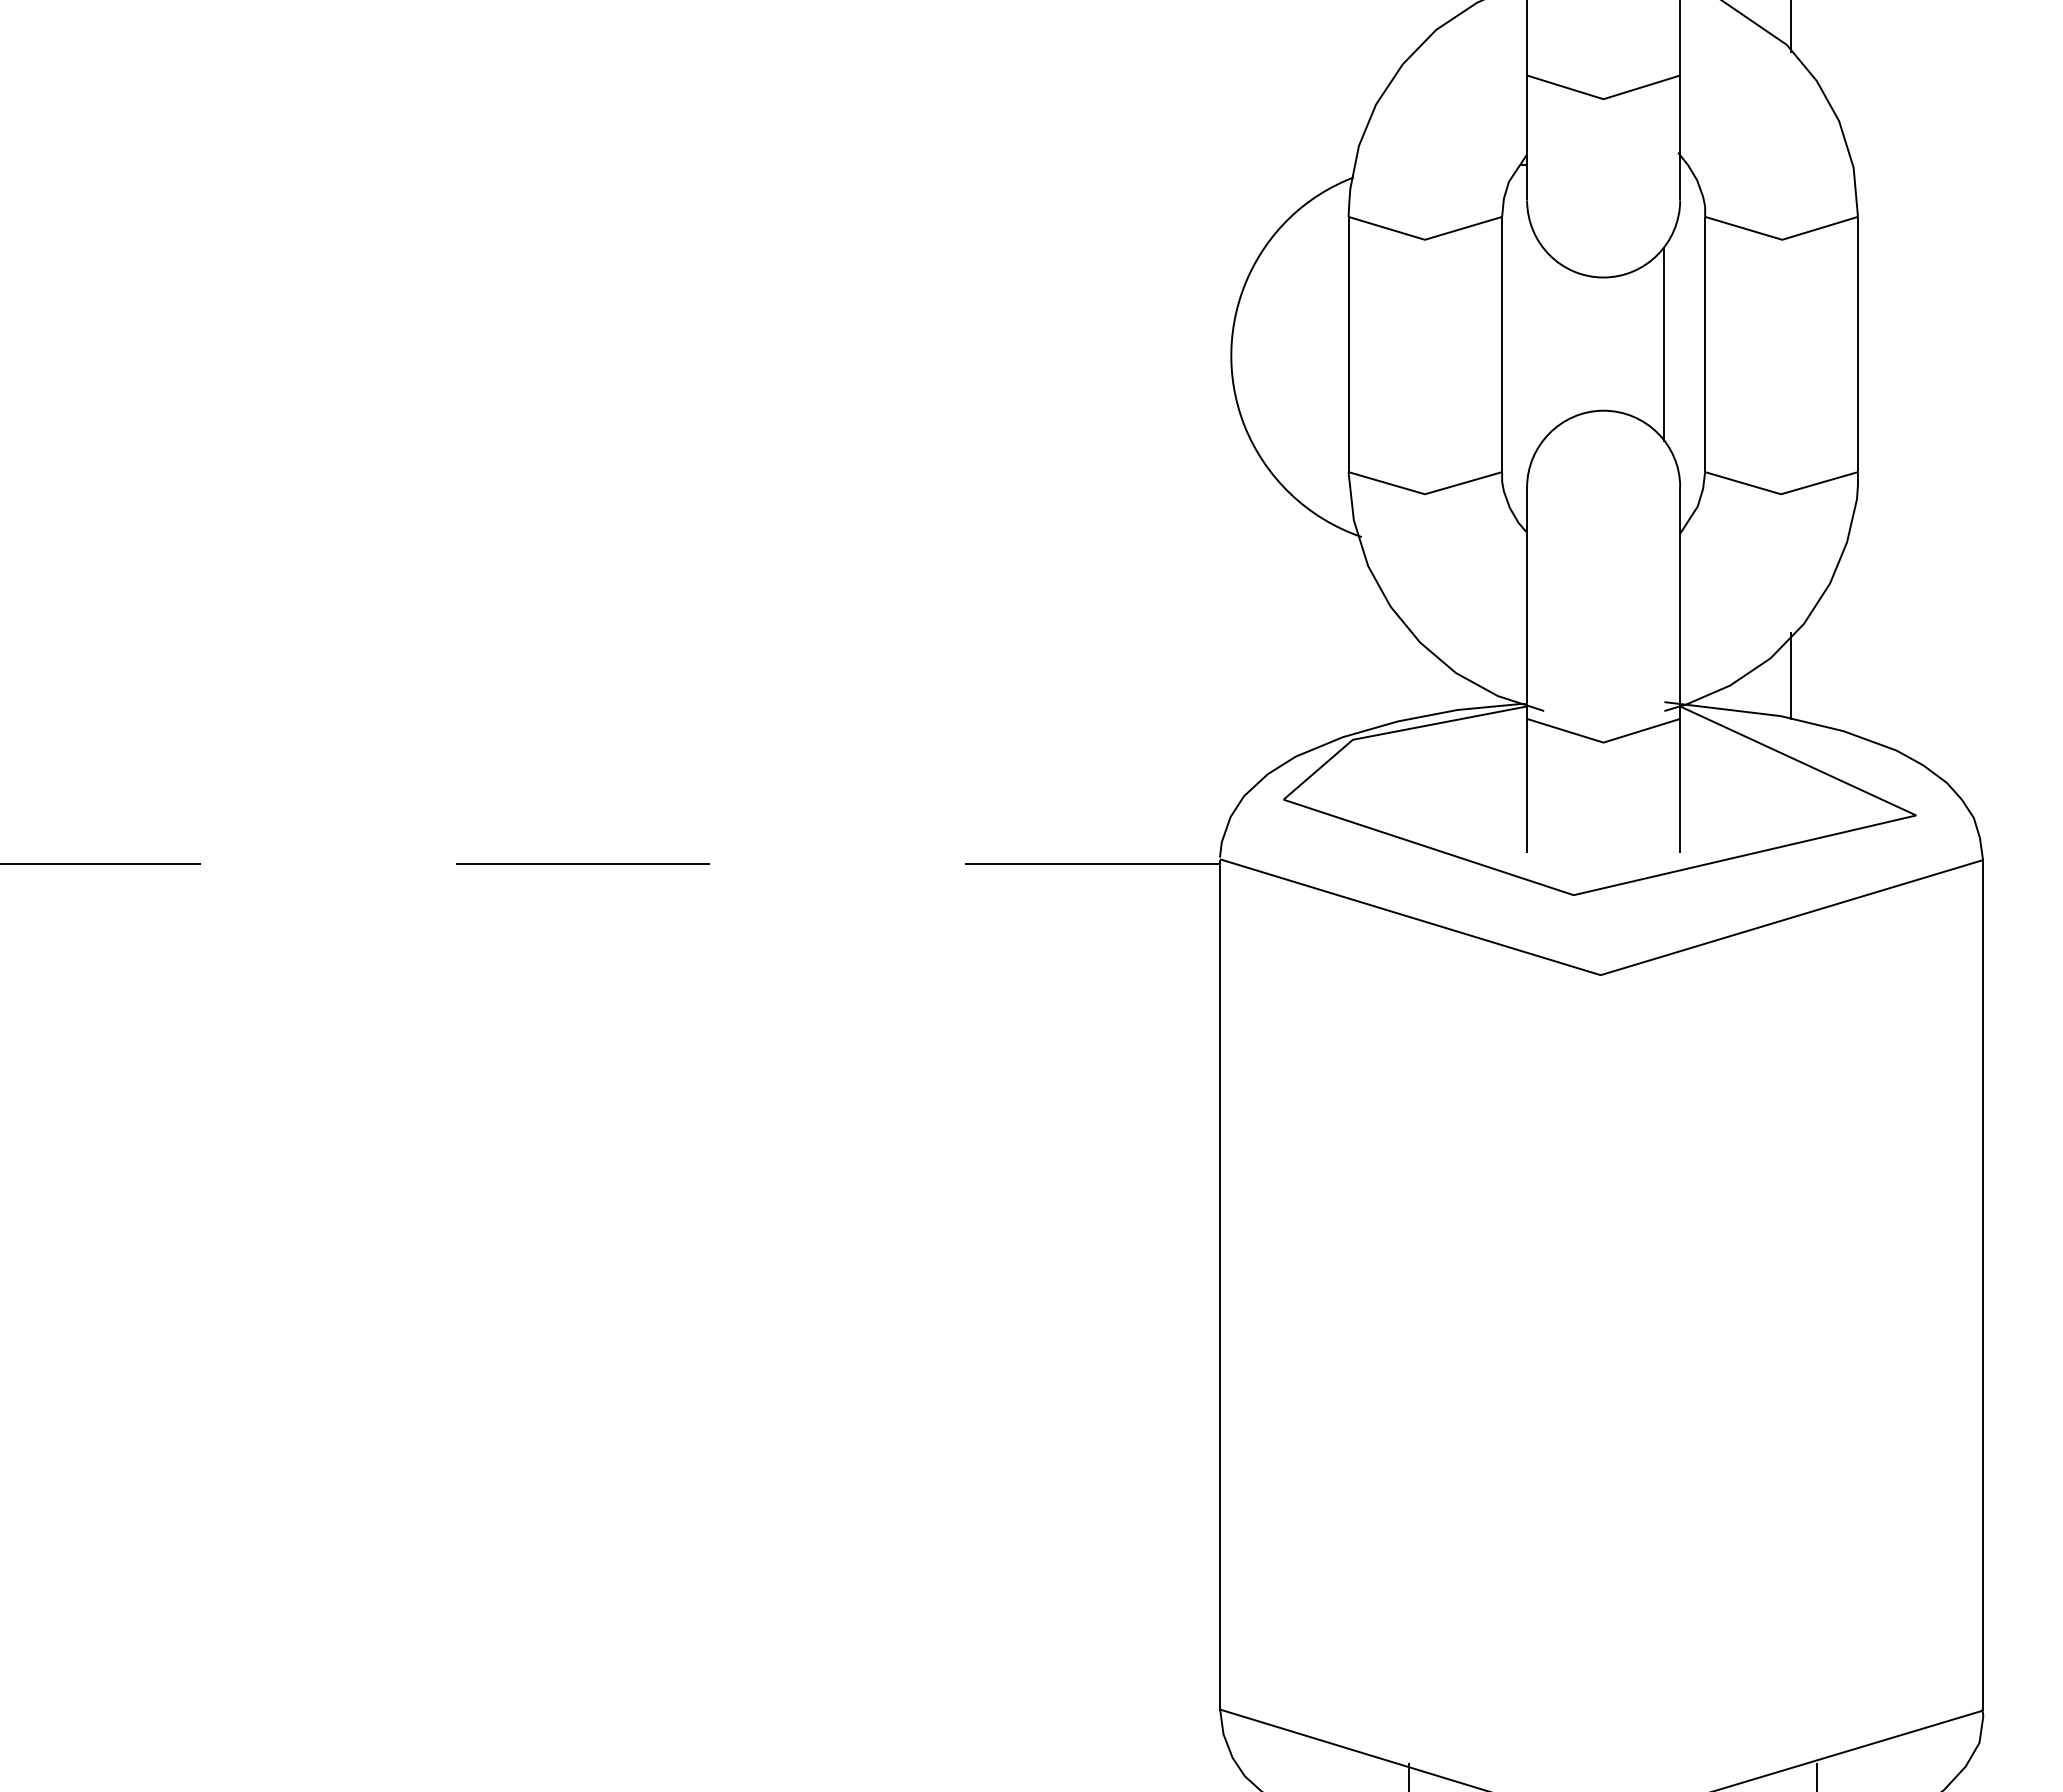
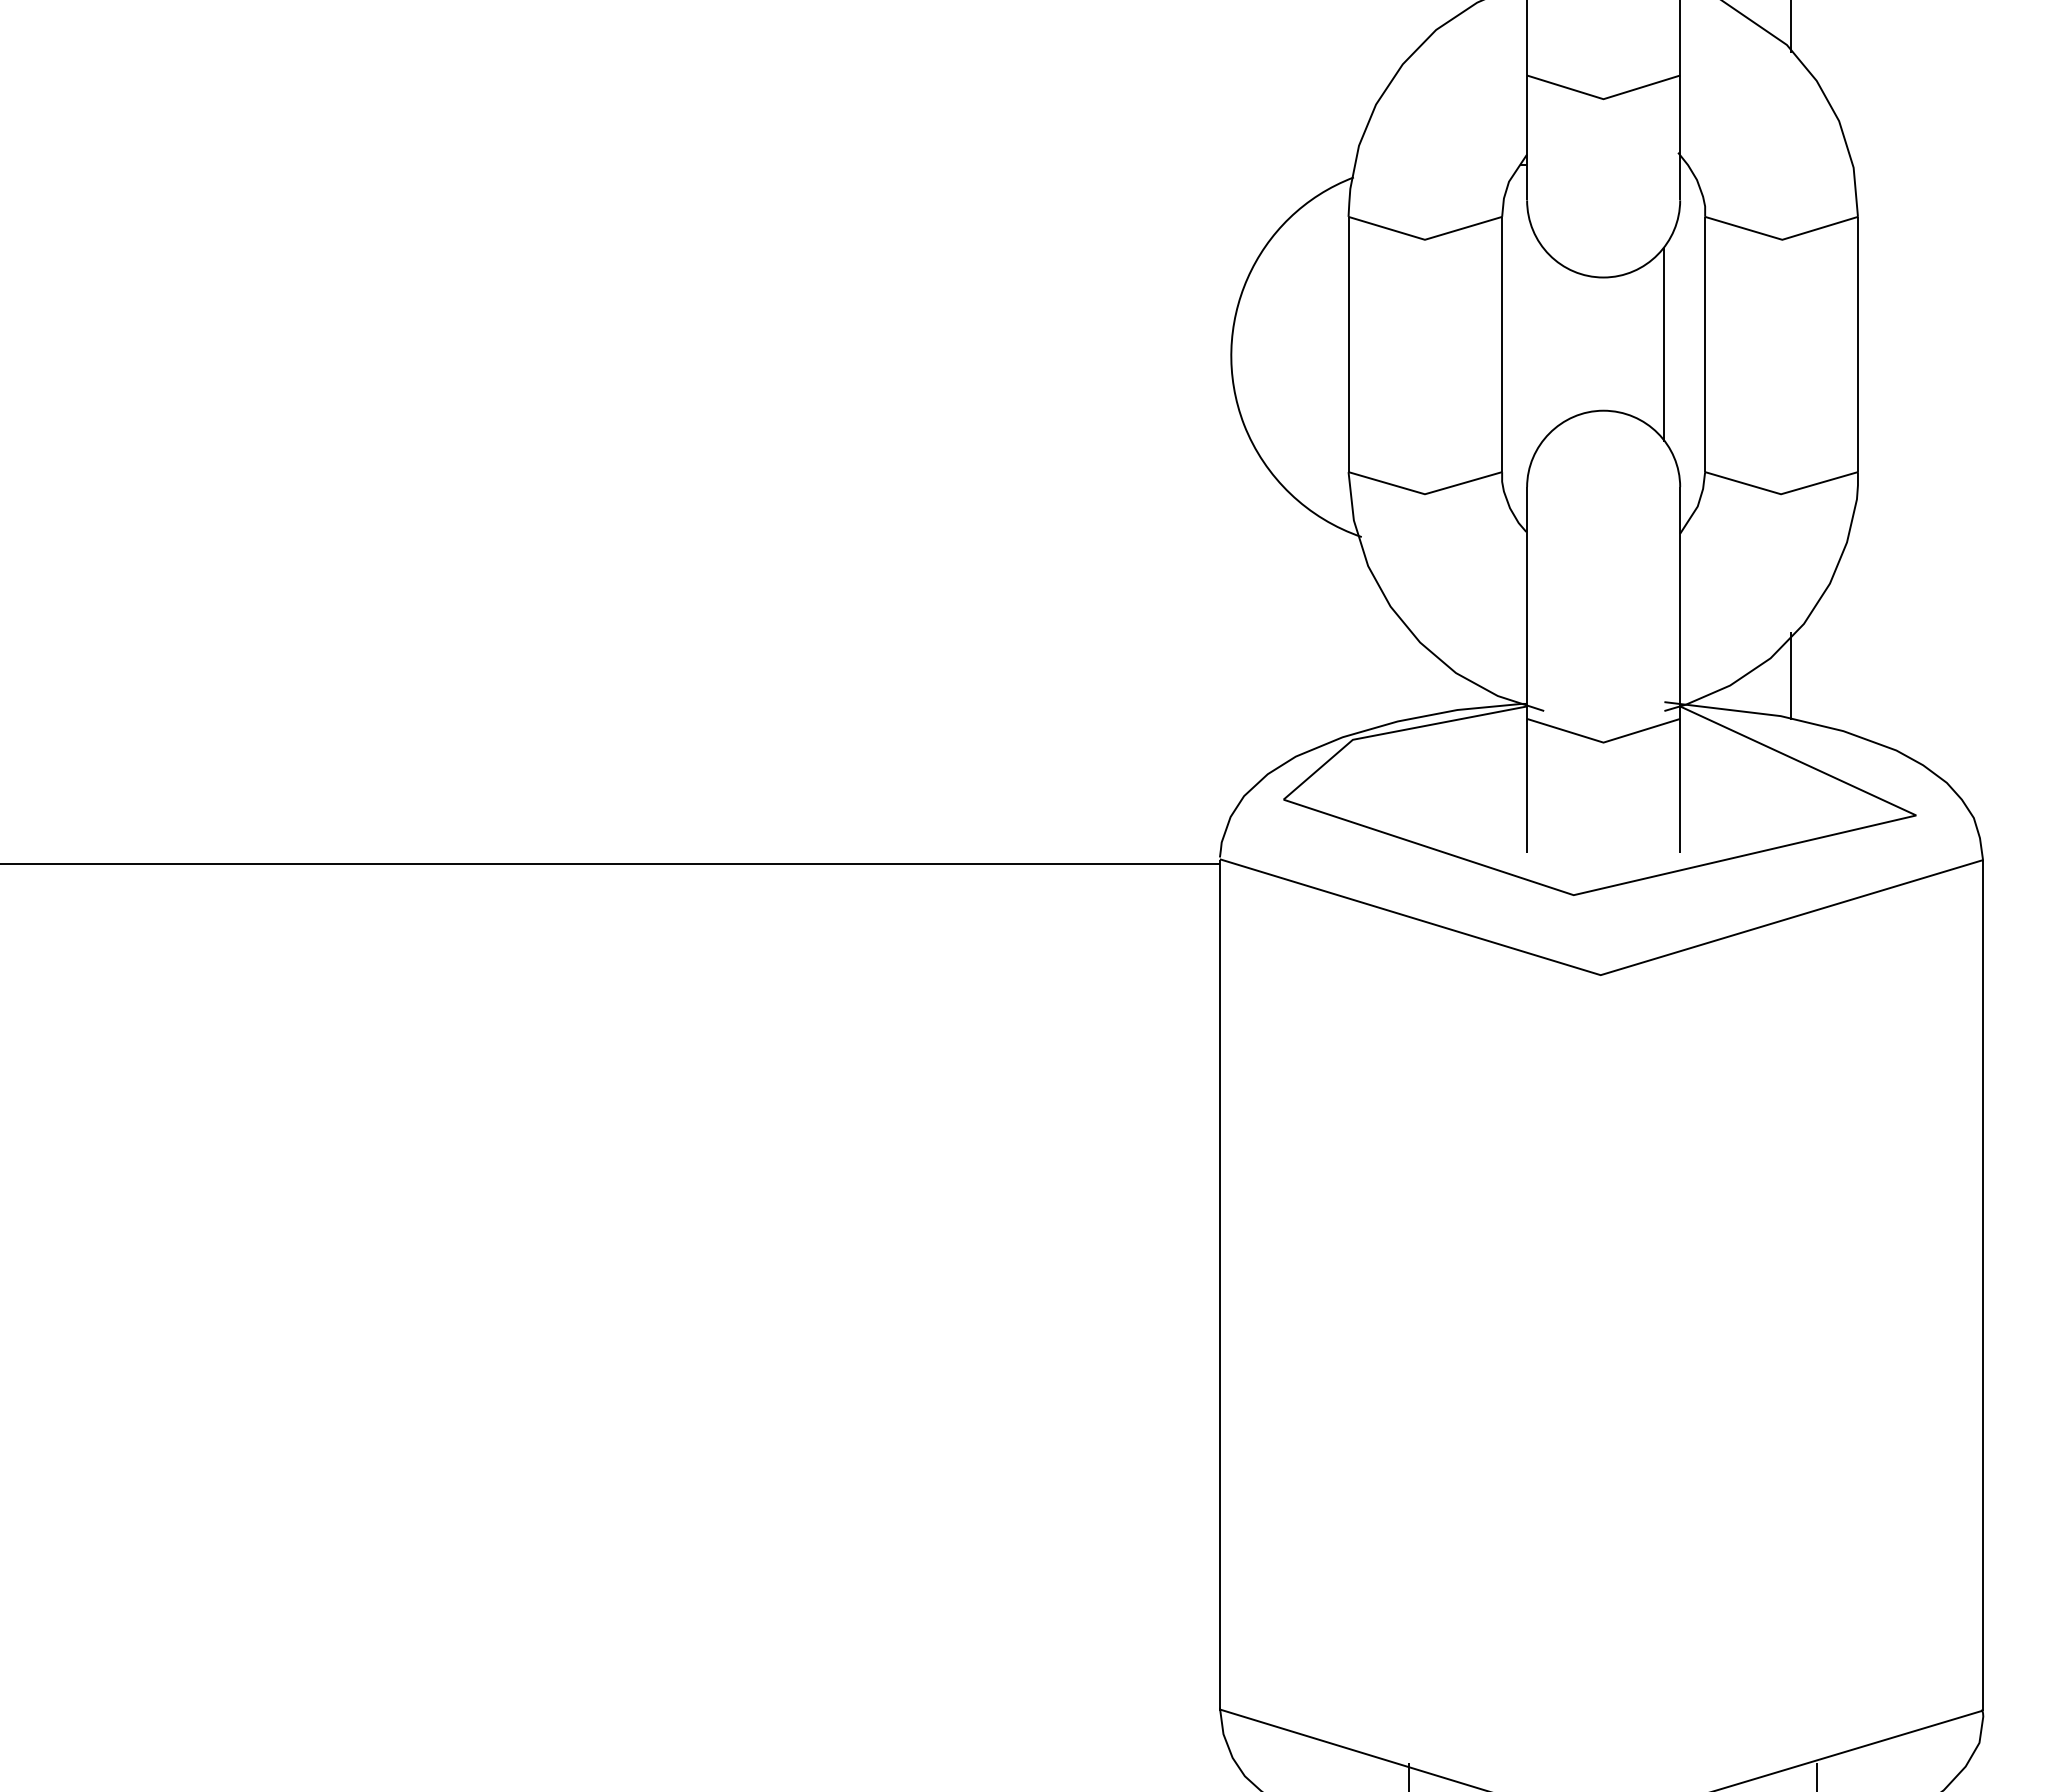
line: dashed -> solid (610, 864)
